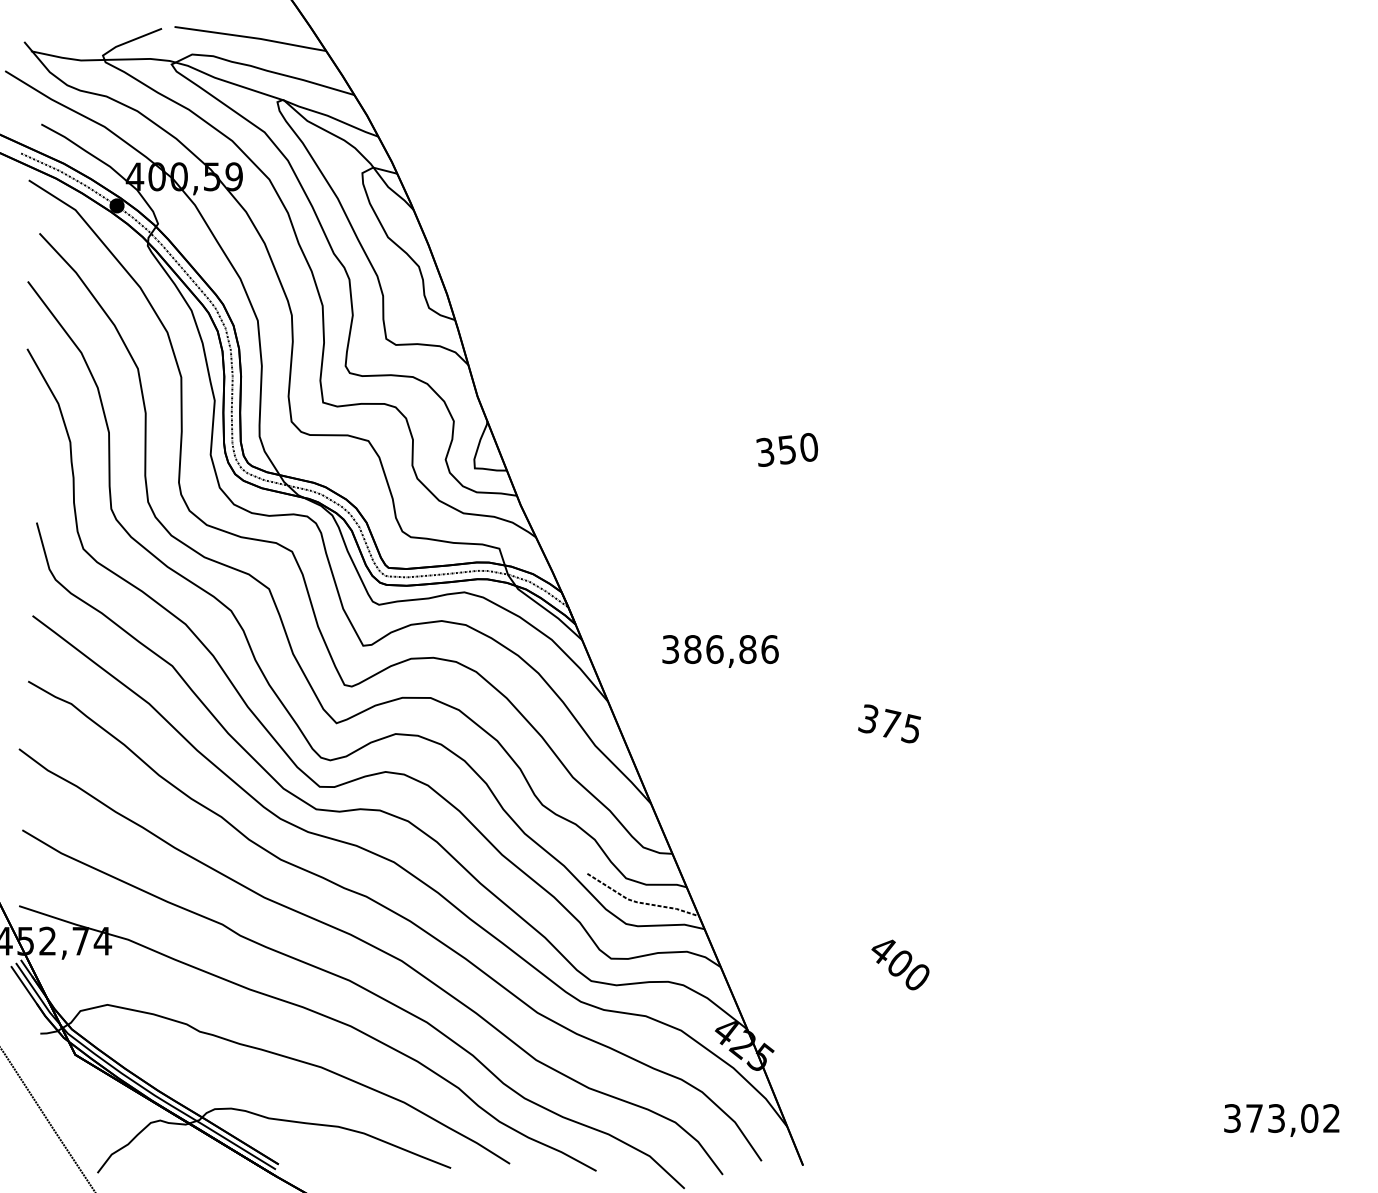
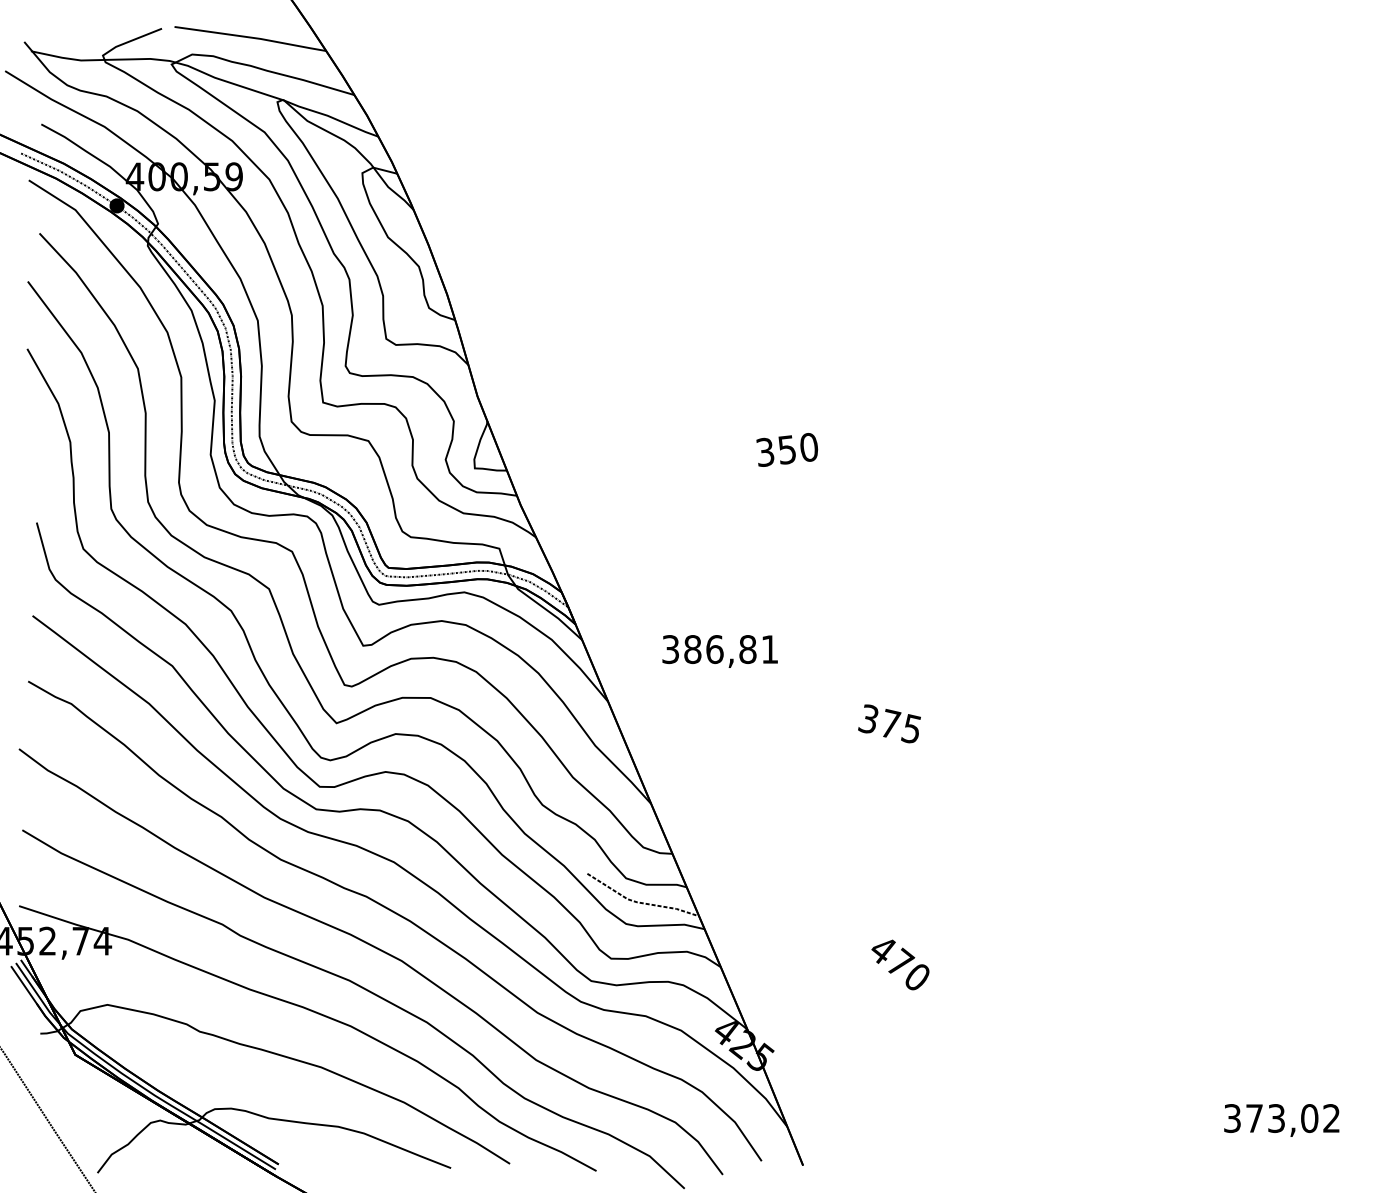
text: 386,86 -> 386,81 (769, 649)
text: 400 -> 470 (901, 961)
